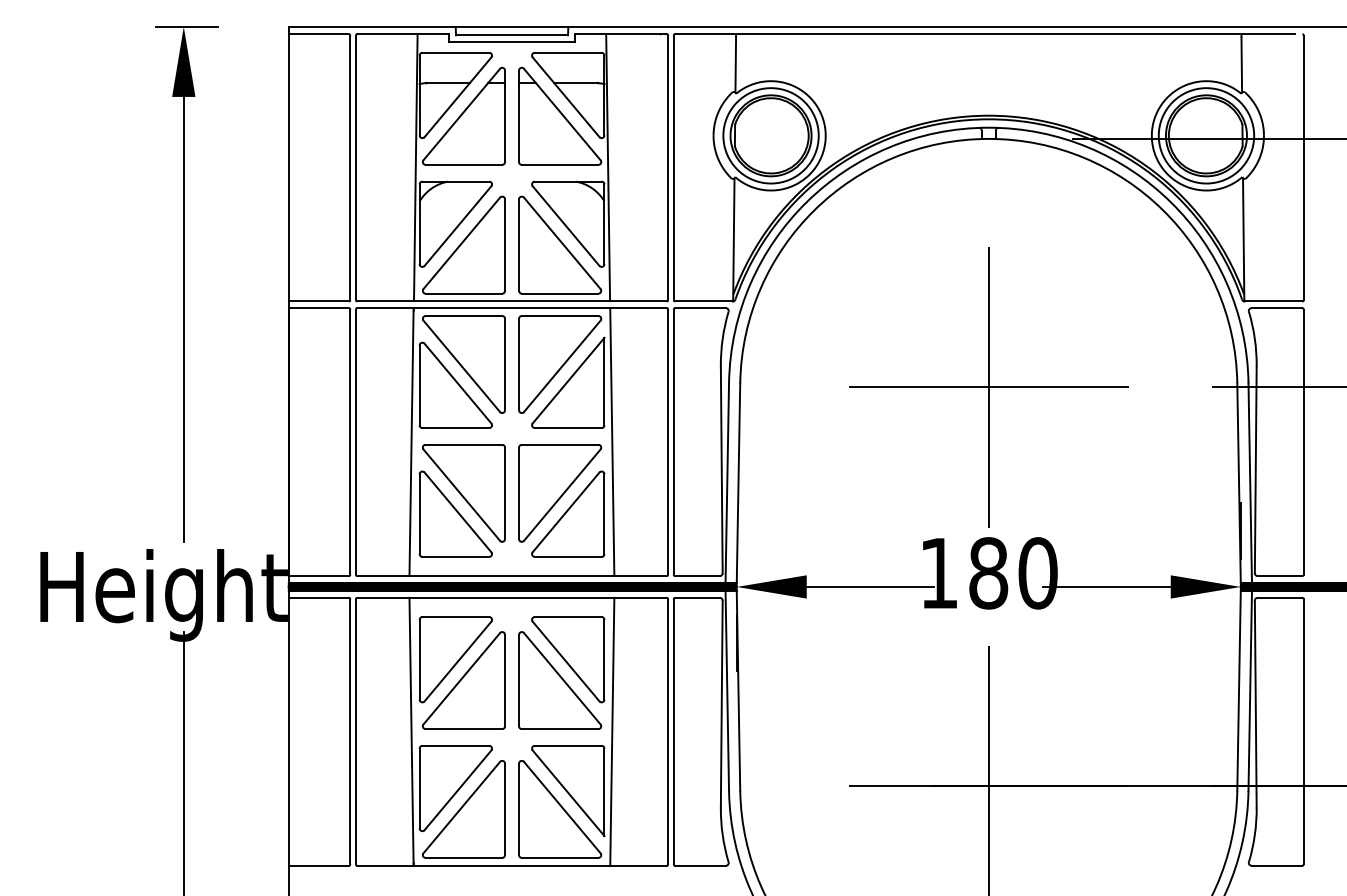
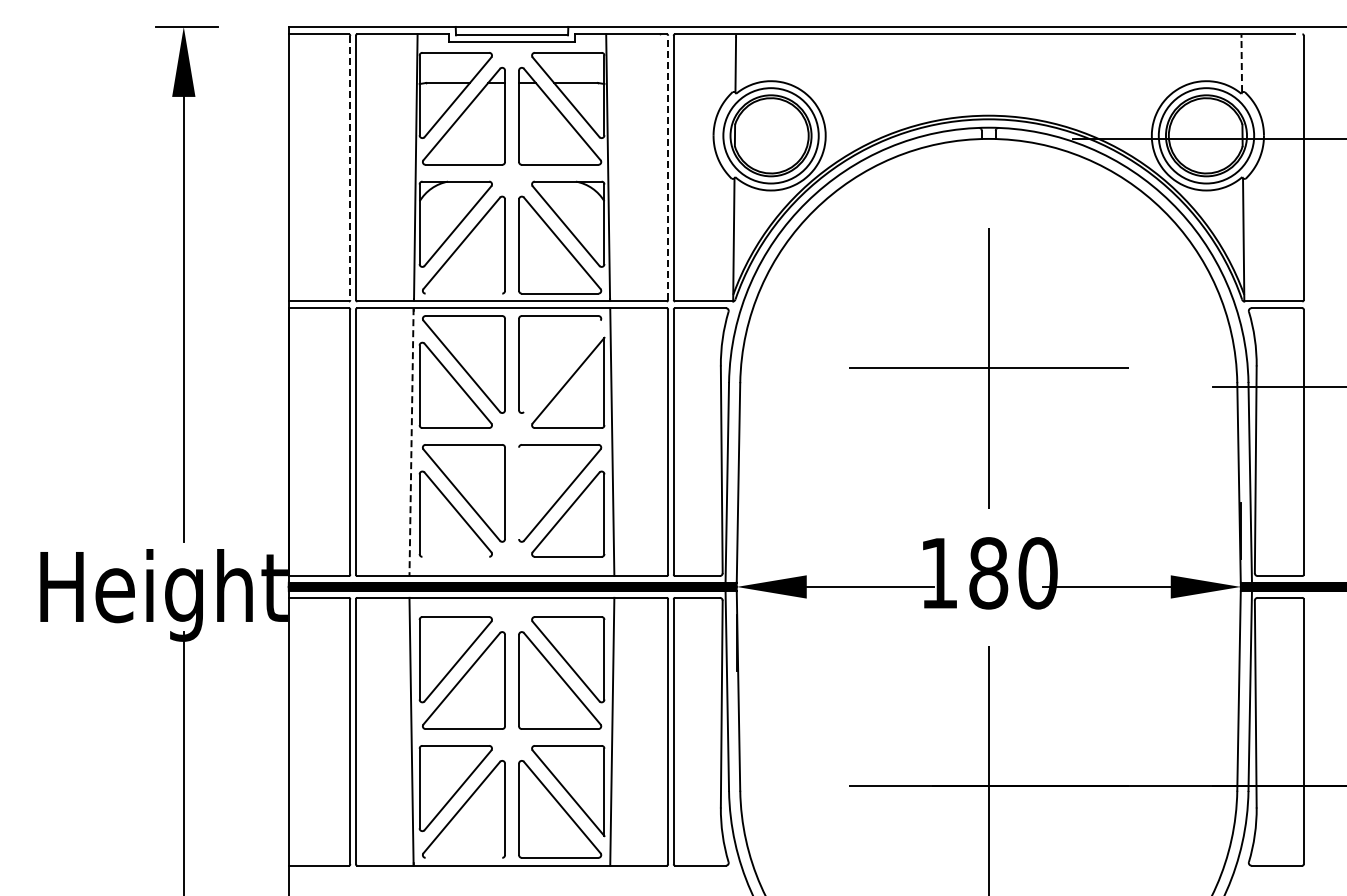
line: solid -> dashed (1241, 64)
line: solid -> dashed (668, 167)
line: solid -> dashed (350, 168)
line: present -> none (463, 293)
line: present -> none (562, 366)
part position: (988, 387) -> (988, 368) (988, 368)
line: solid -> dashed (411, 442)
line: present -> none (519, 493)
line: present -> none (455, 556)
line: present -> none (463, 857)
